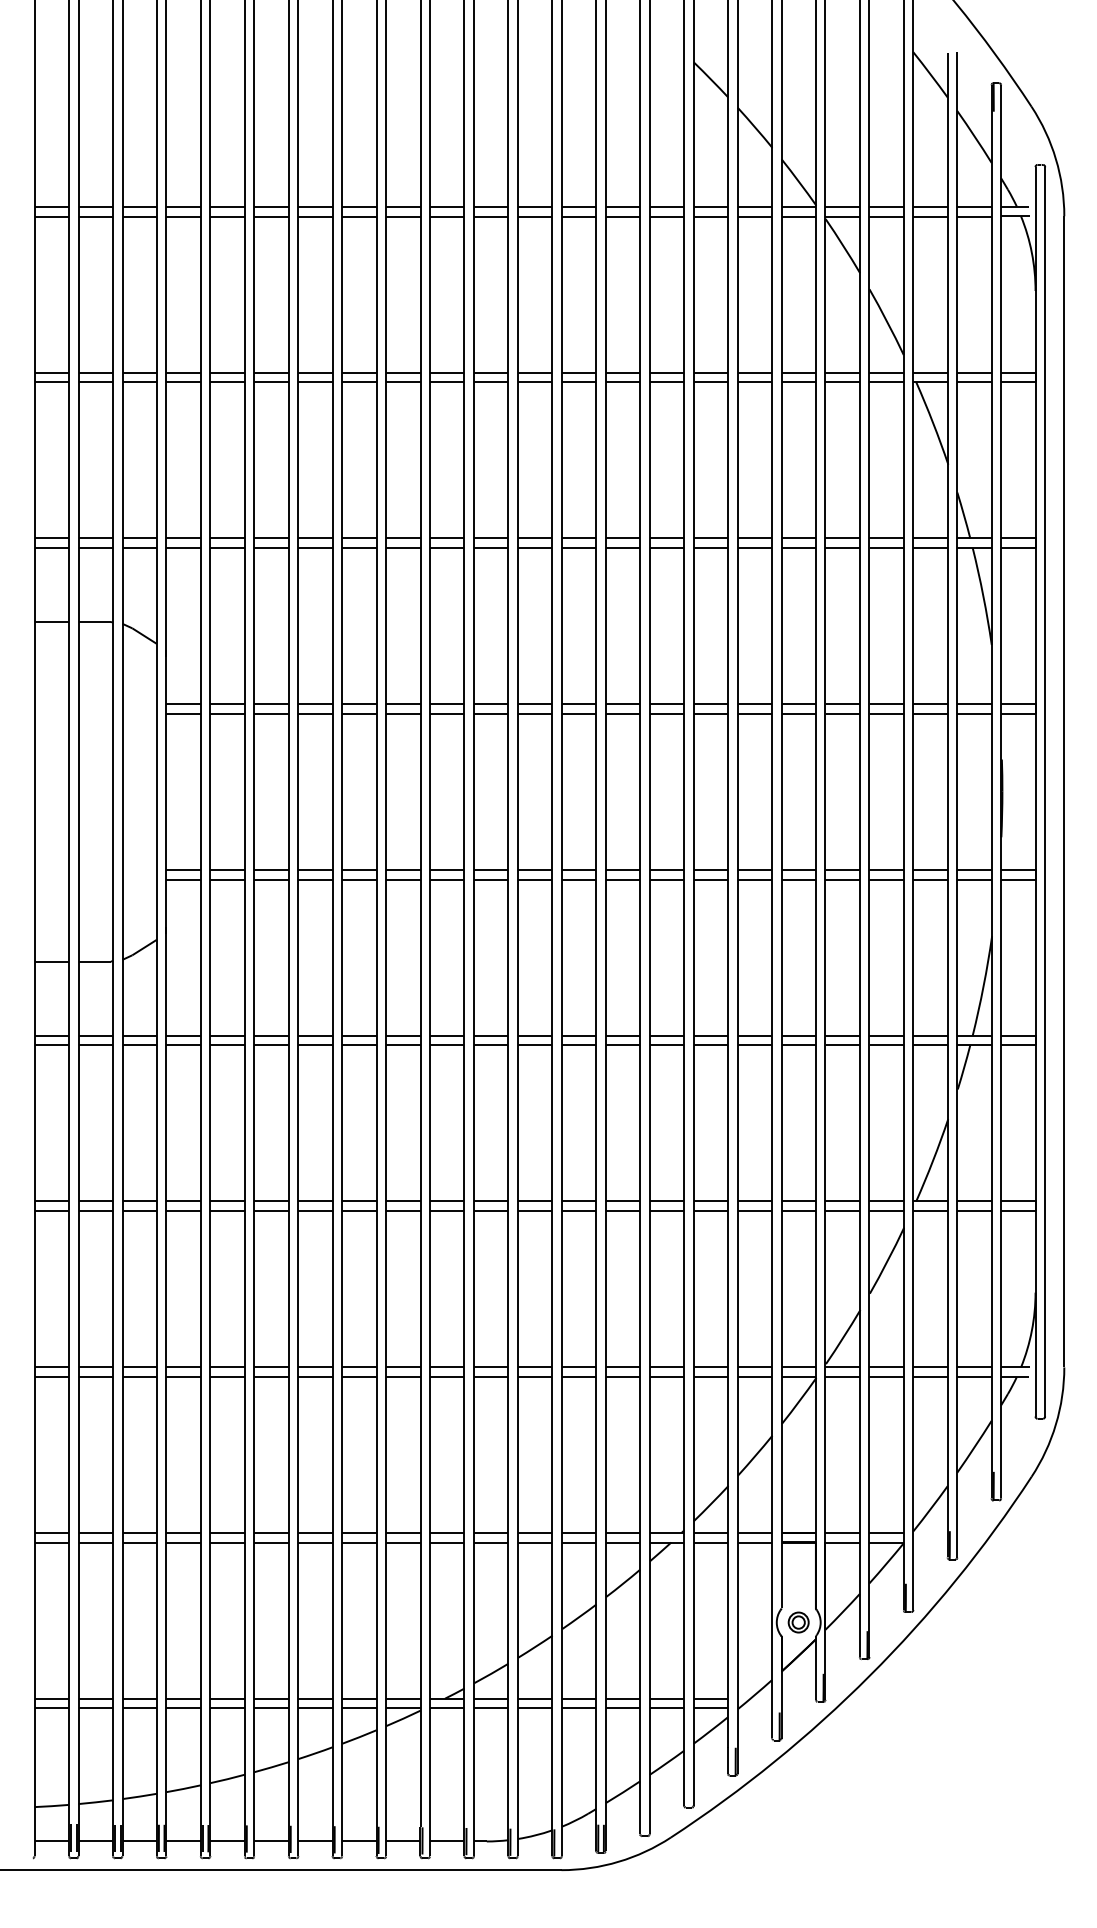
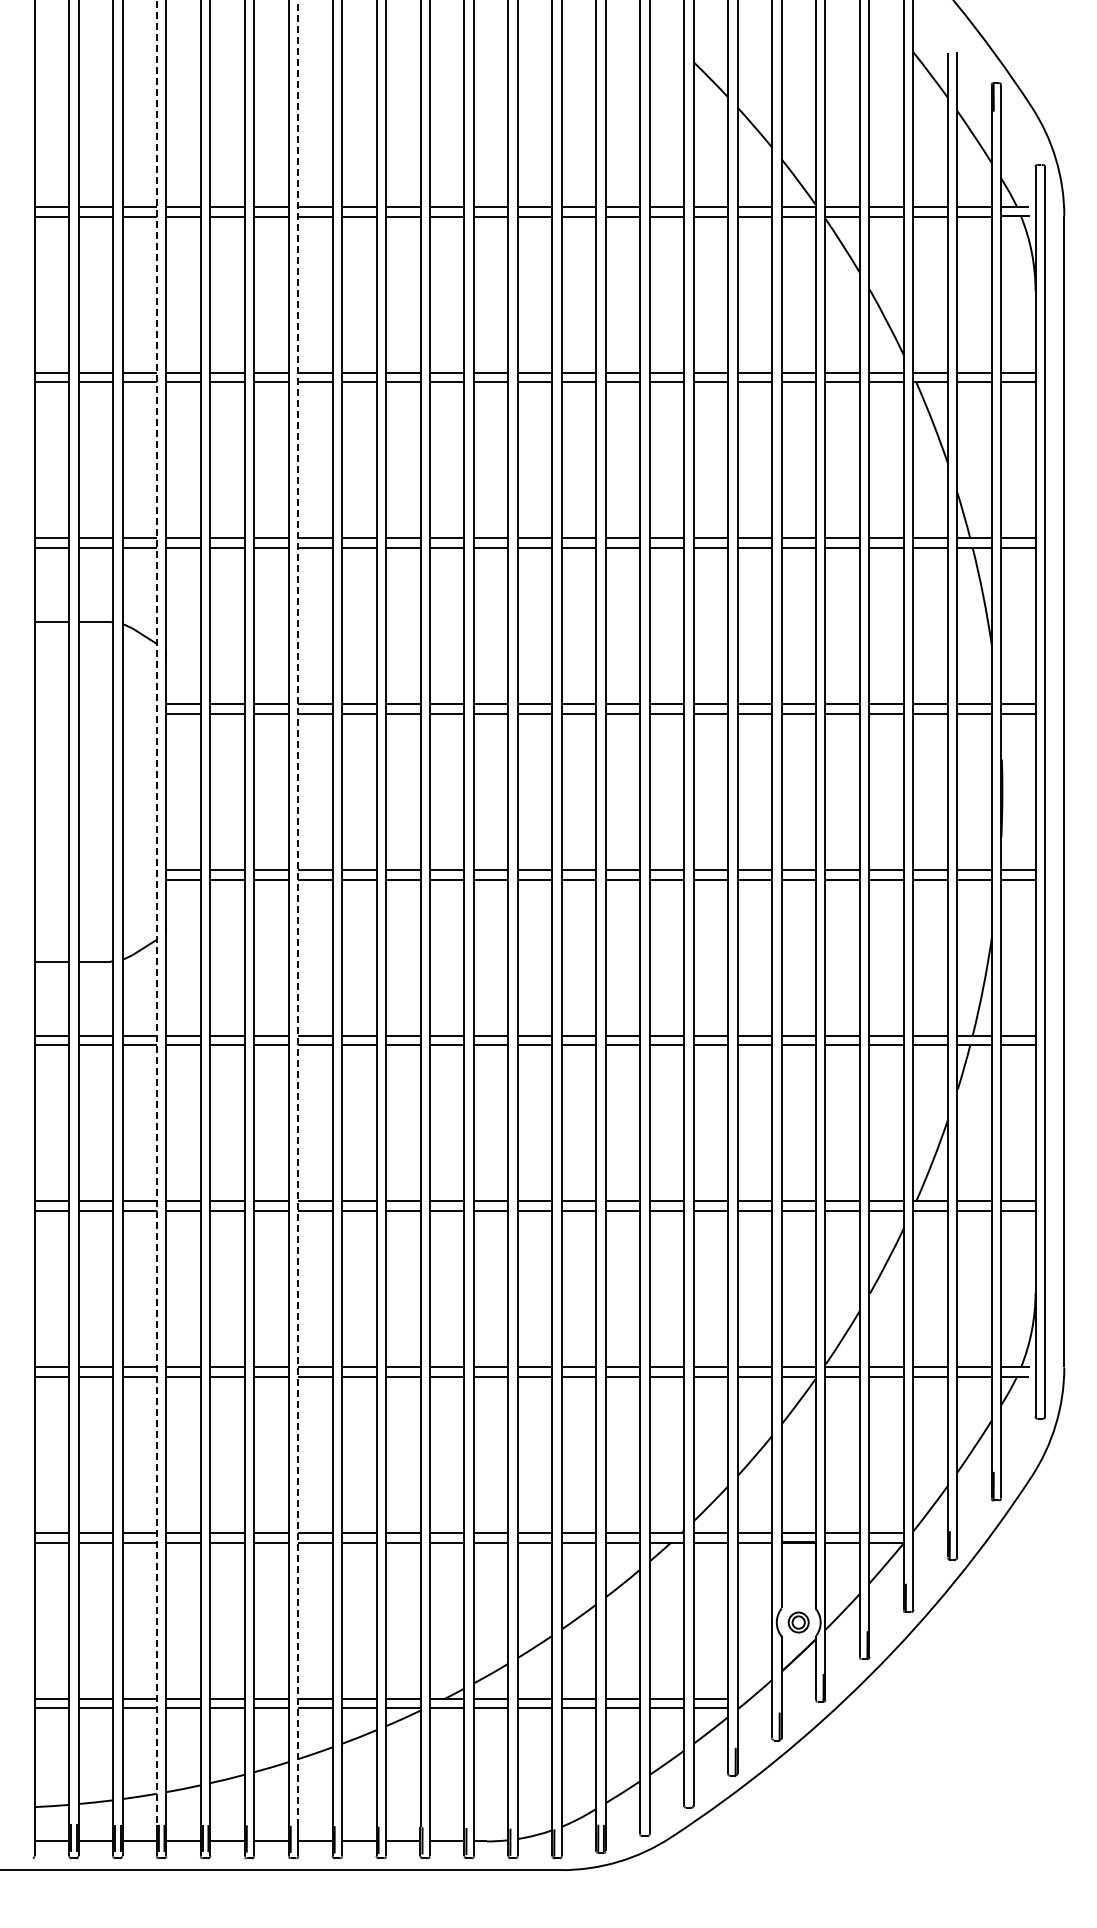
line: solid -> dashed (156, 912)
line: solid -> dashed (298, 912)
